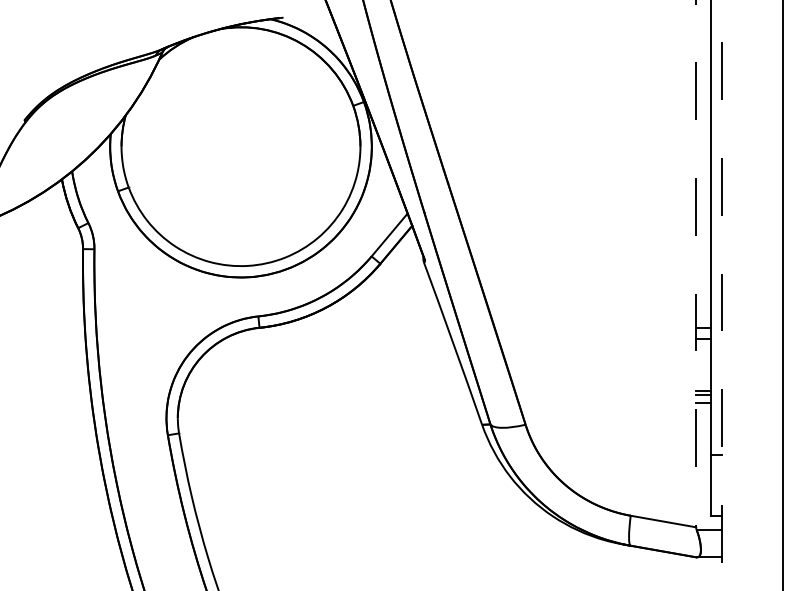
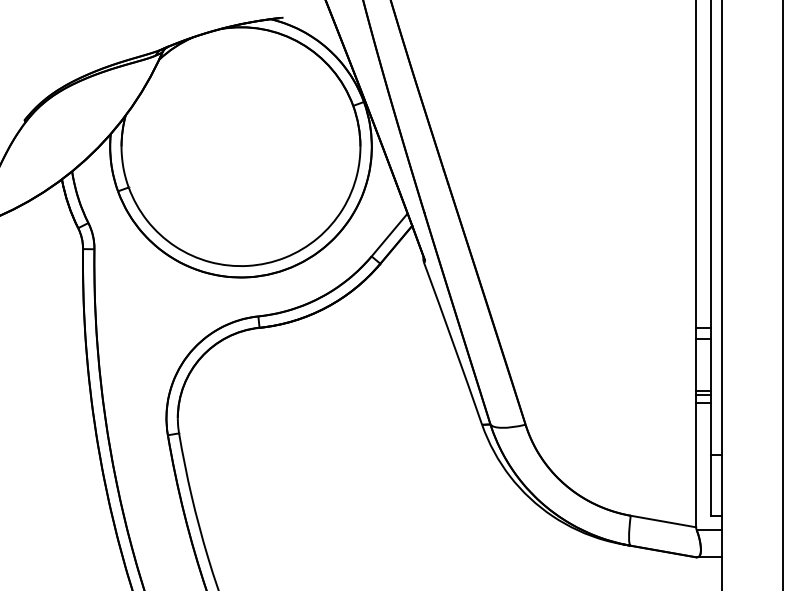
line: dashed -> solid (696, 264)
line: dashed -> solid (721, 294)
